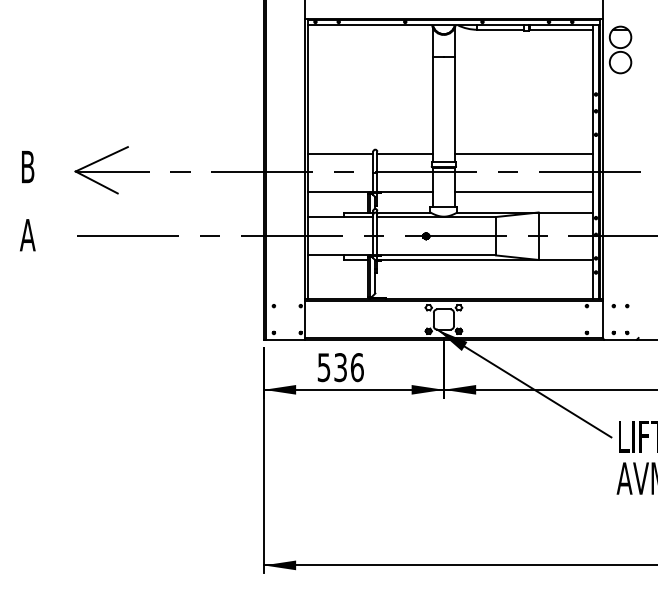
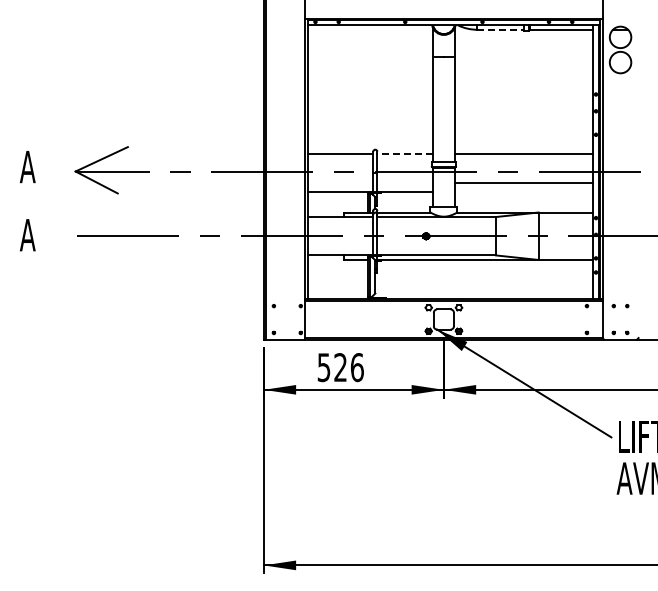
line: solid -> dashed (501, 29)
line: solid -> dashed (405, 153)
text: B -> A (27, 166)
line position: (523, 192) -> (523, 183) (523, 183)
text: 536 -> 526 (340, 367)
